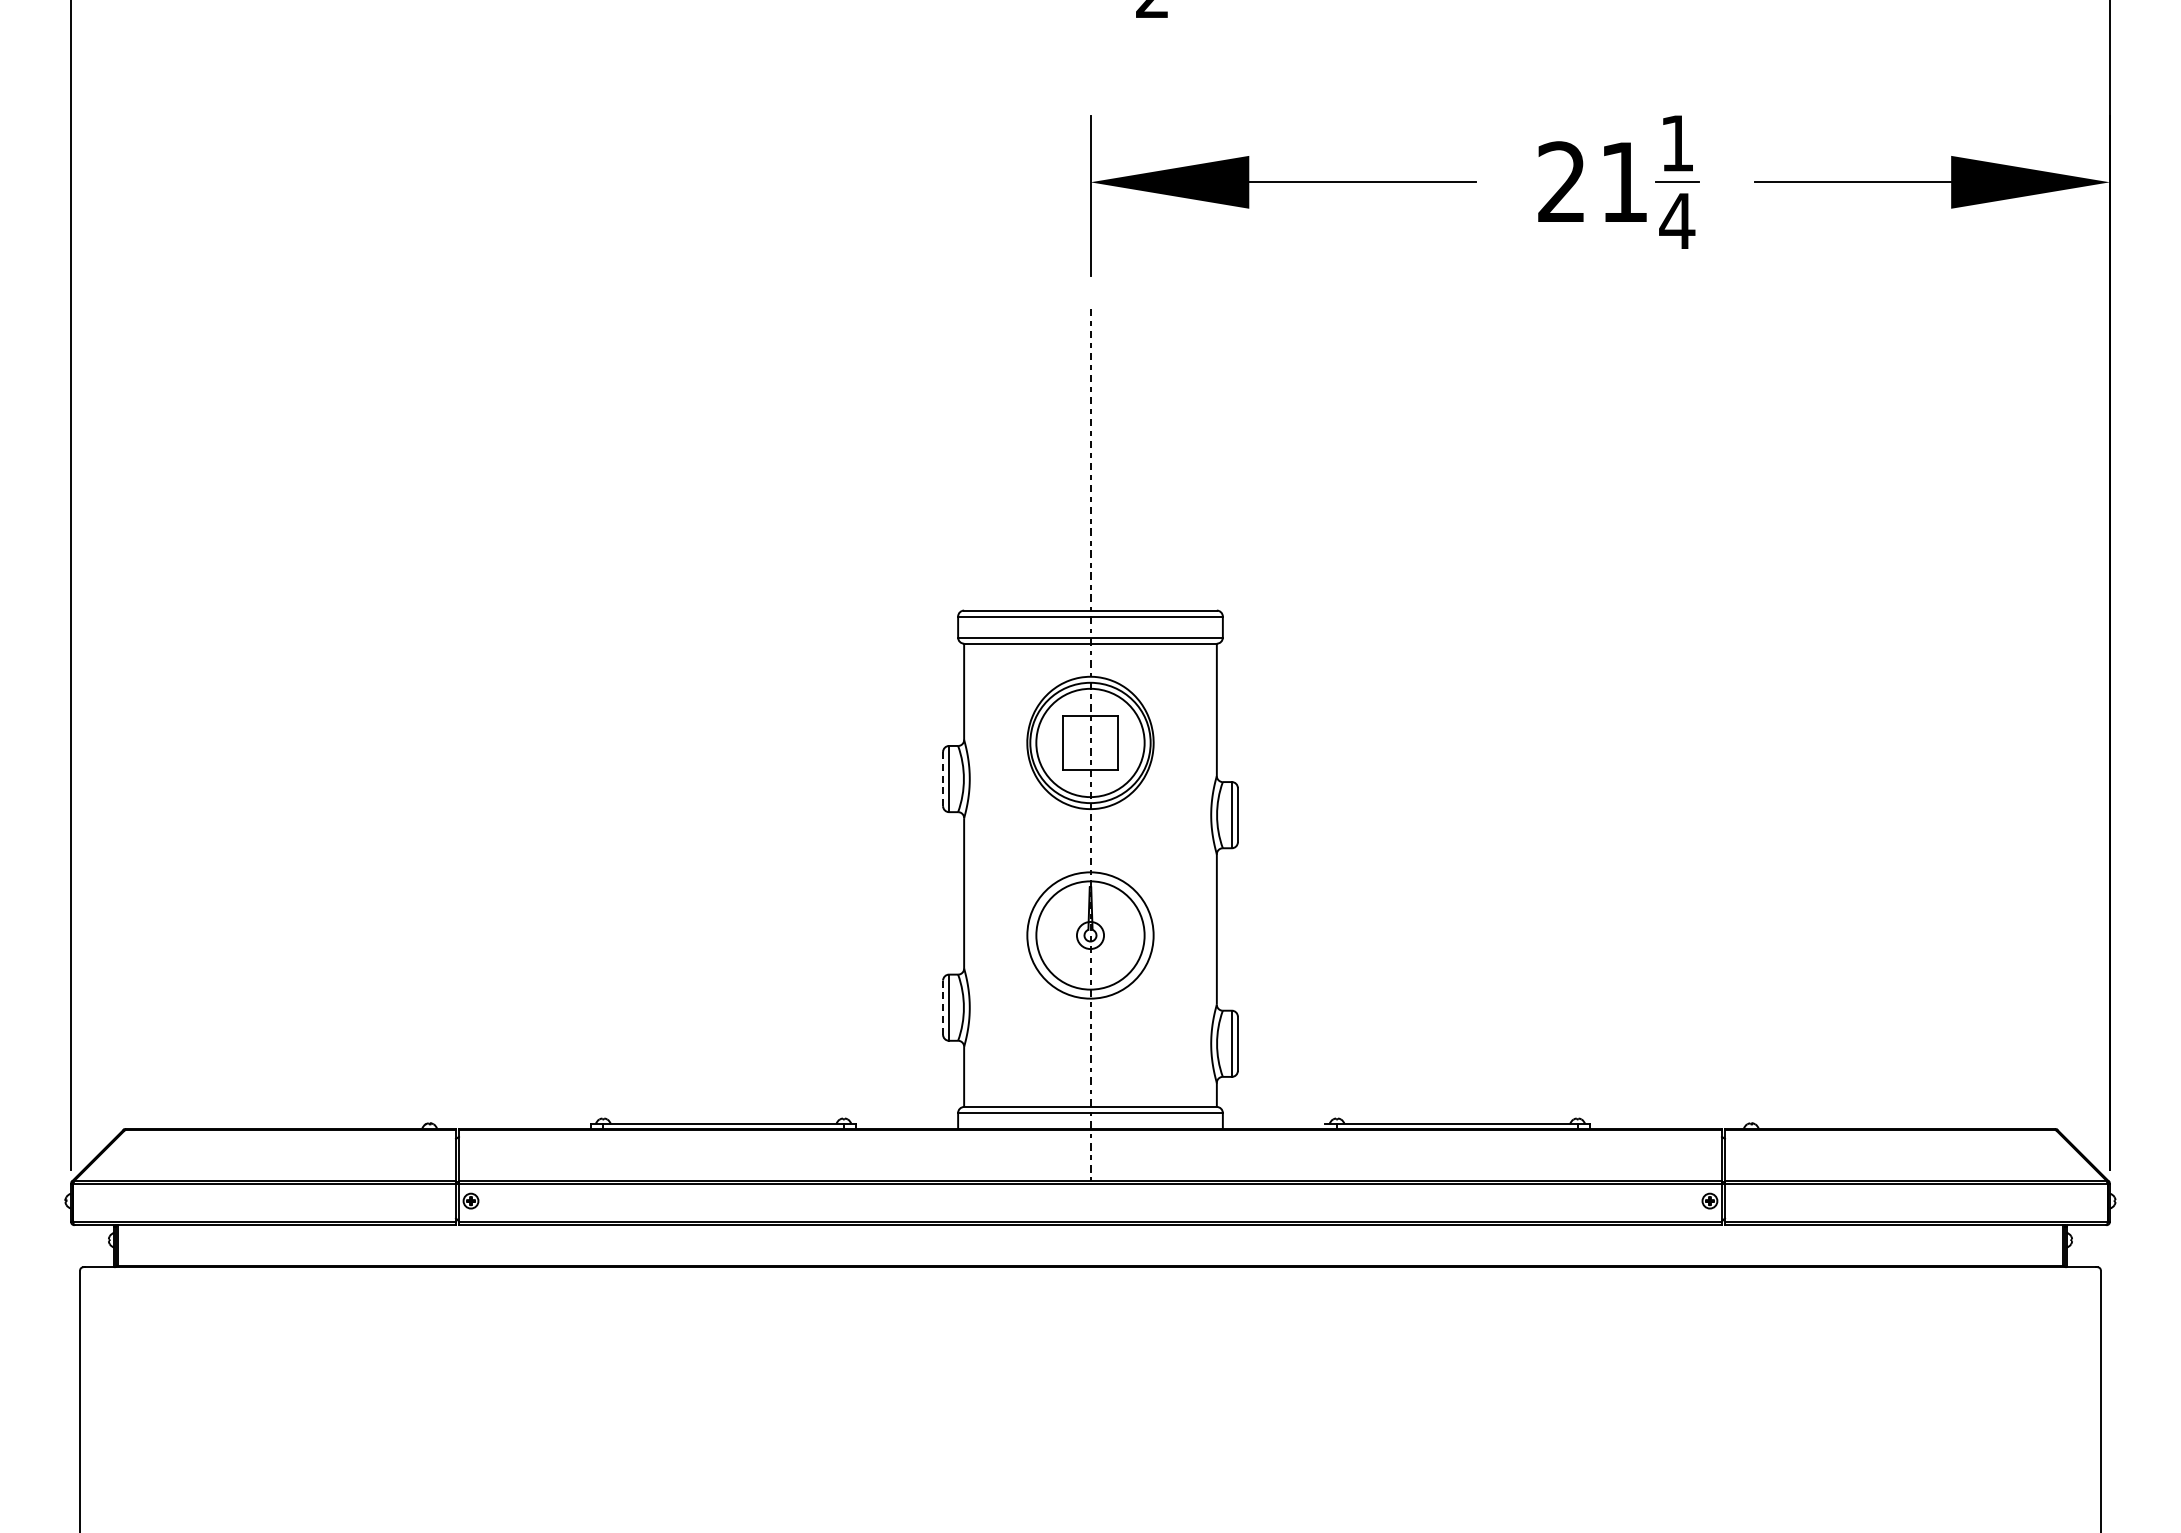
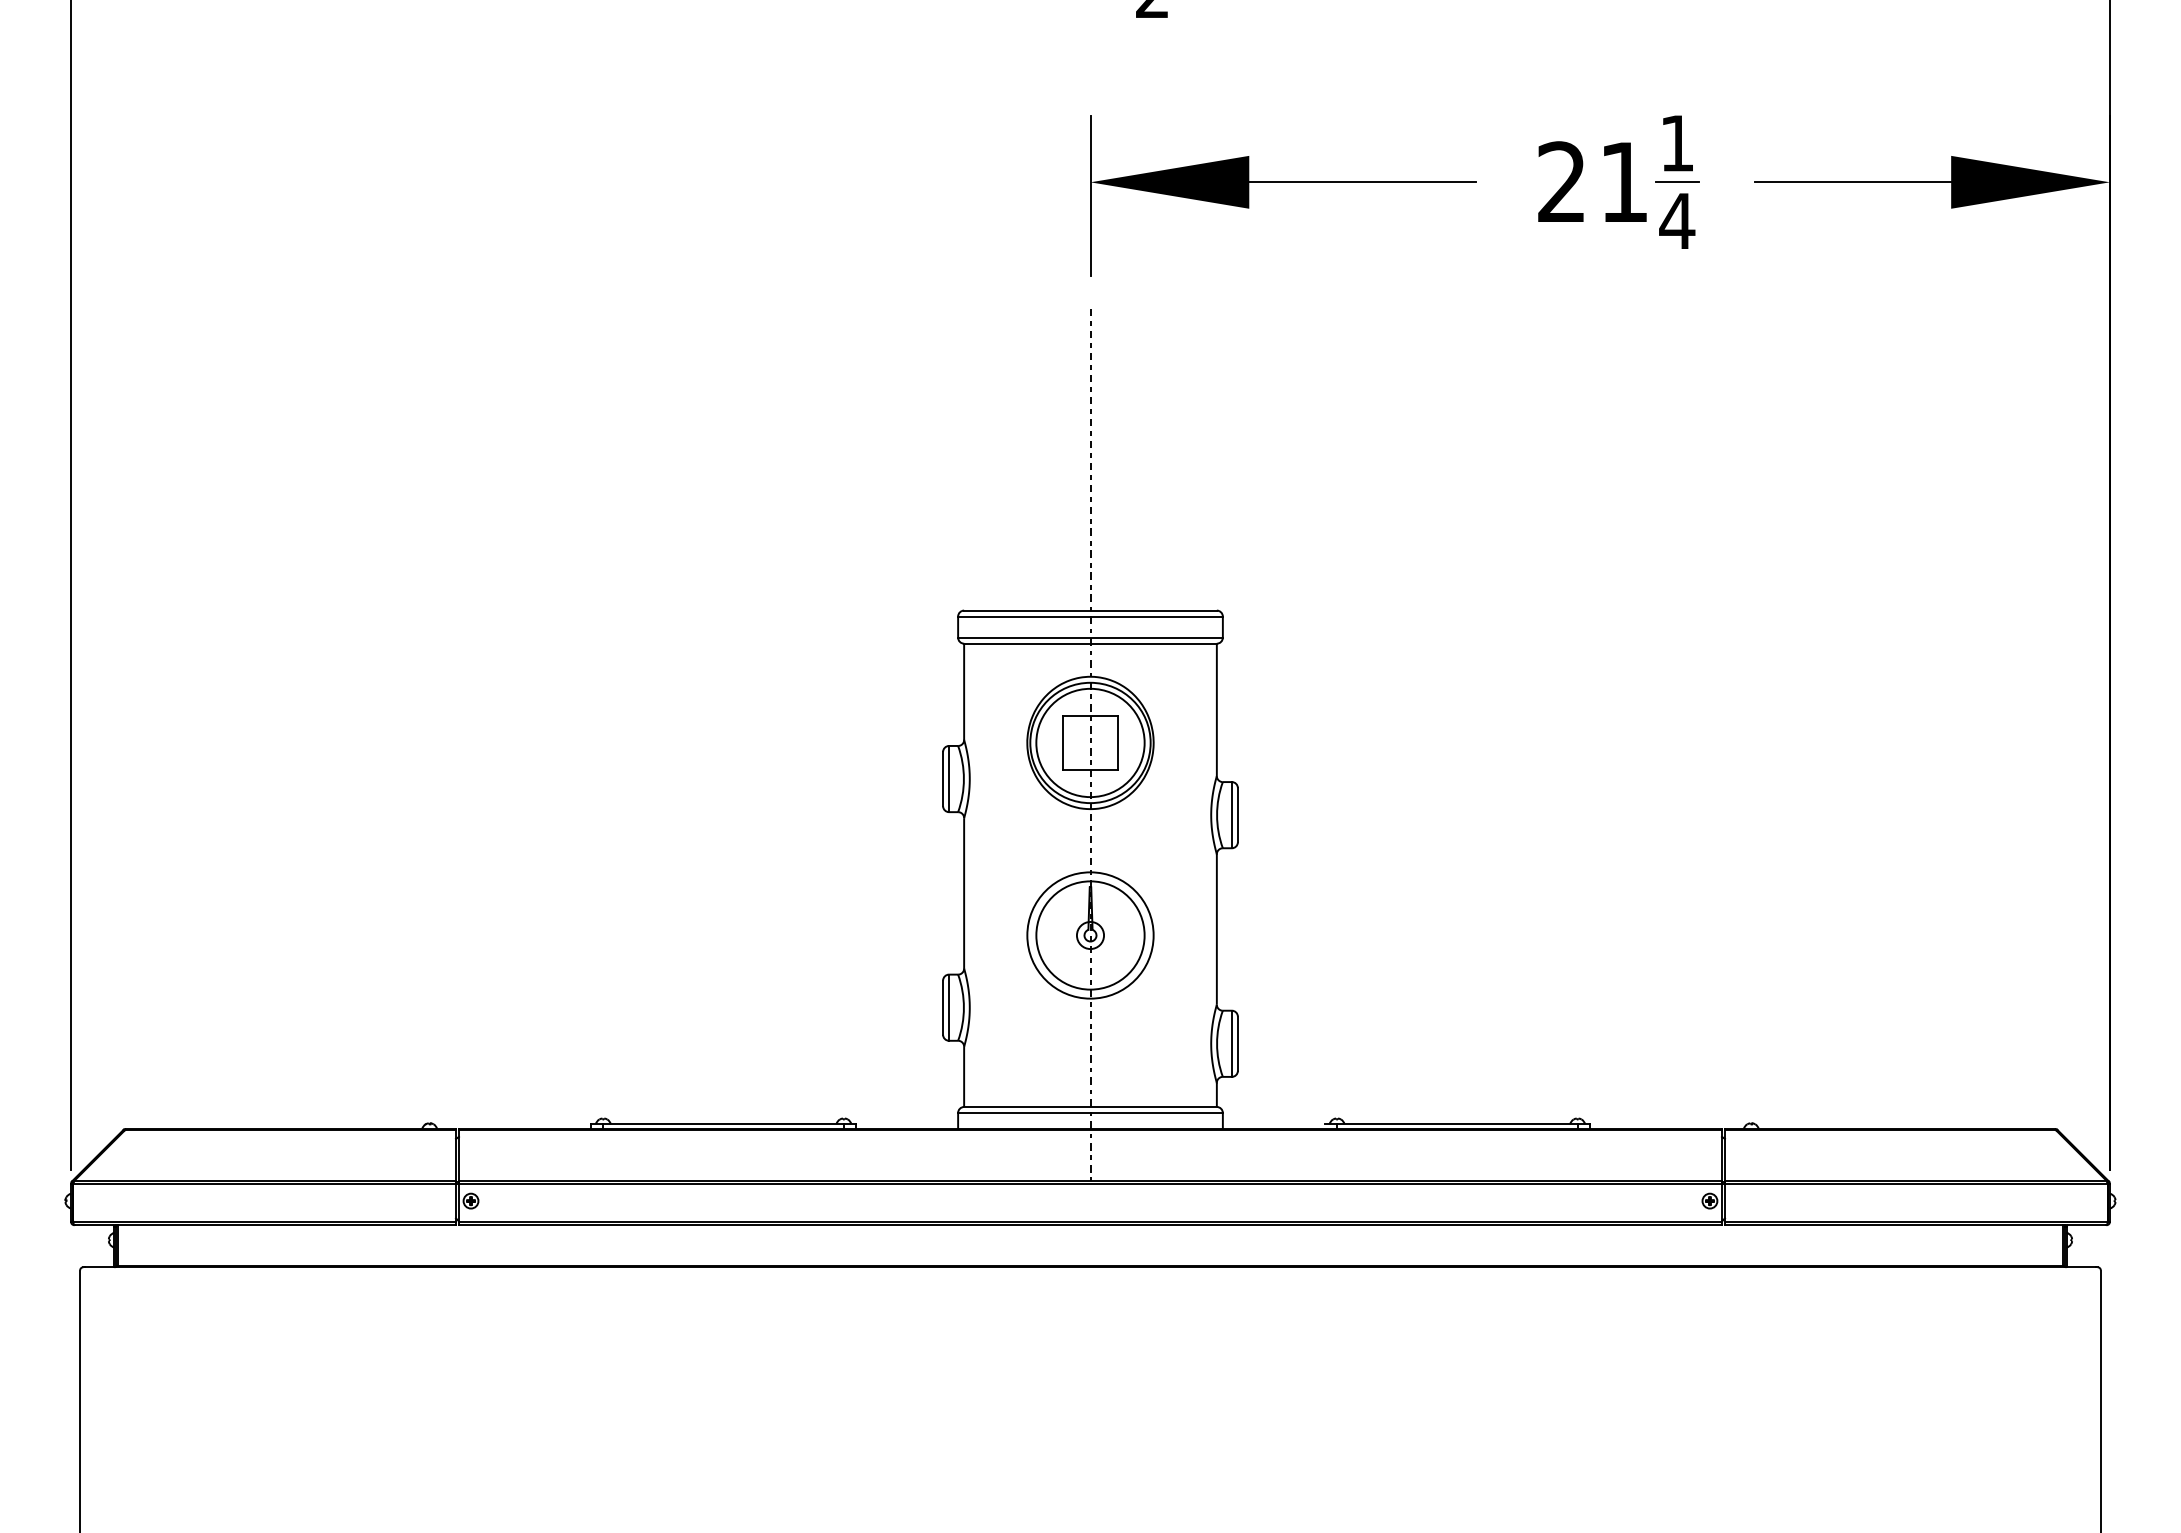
line: dashed -> solid (943, 778)
line: dashed -> solid (943, 1007)
